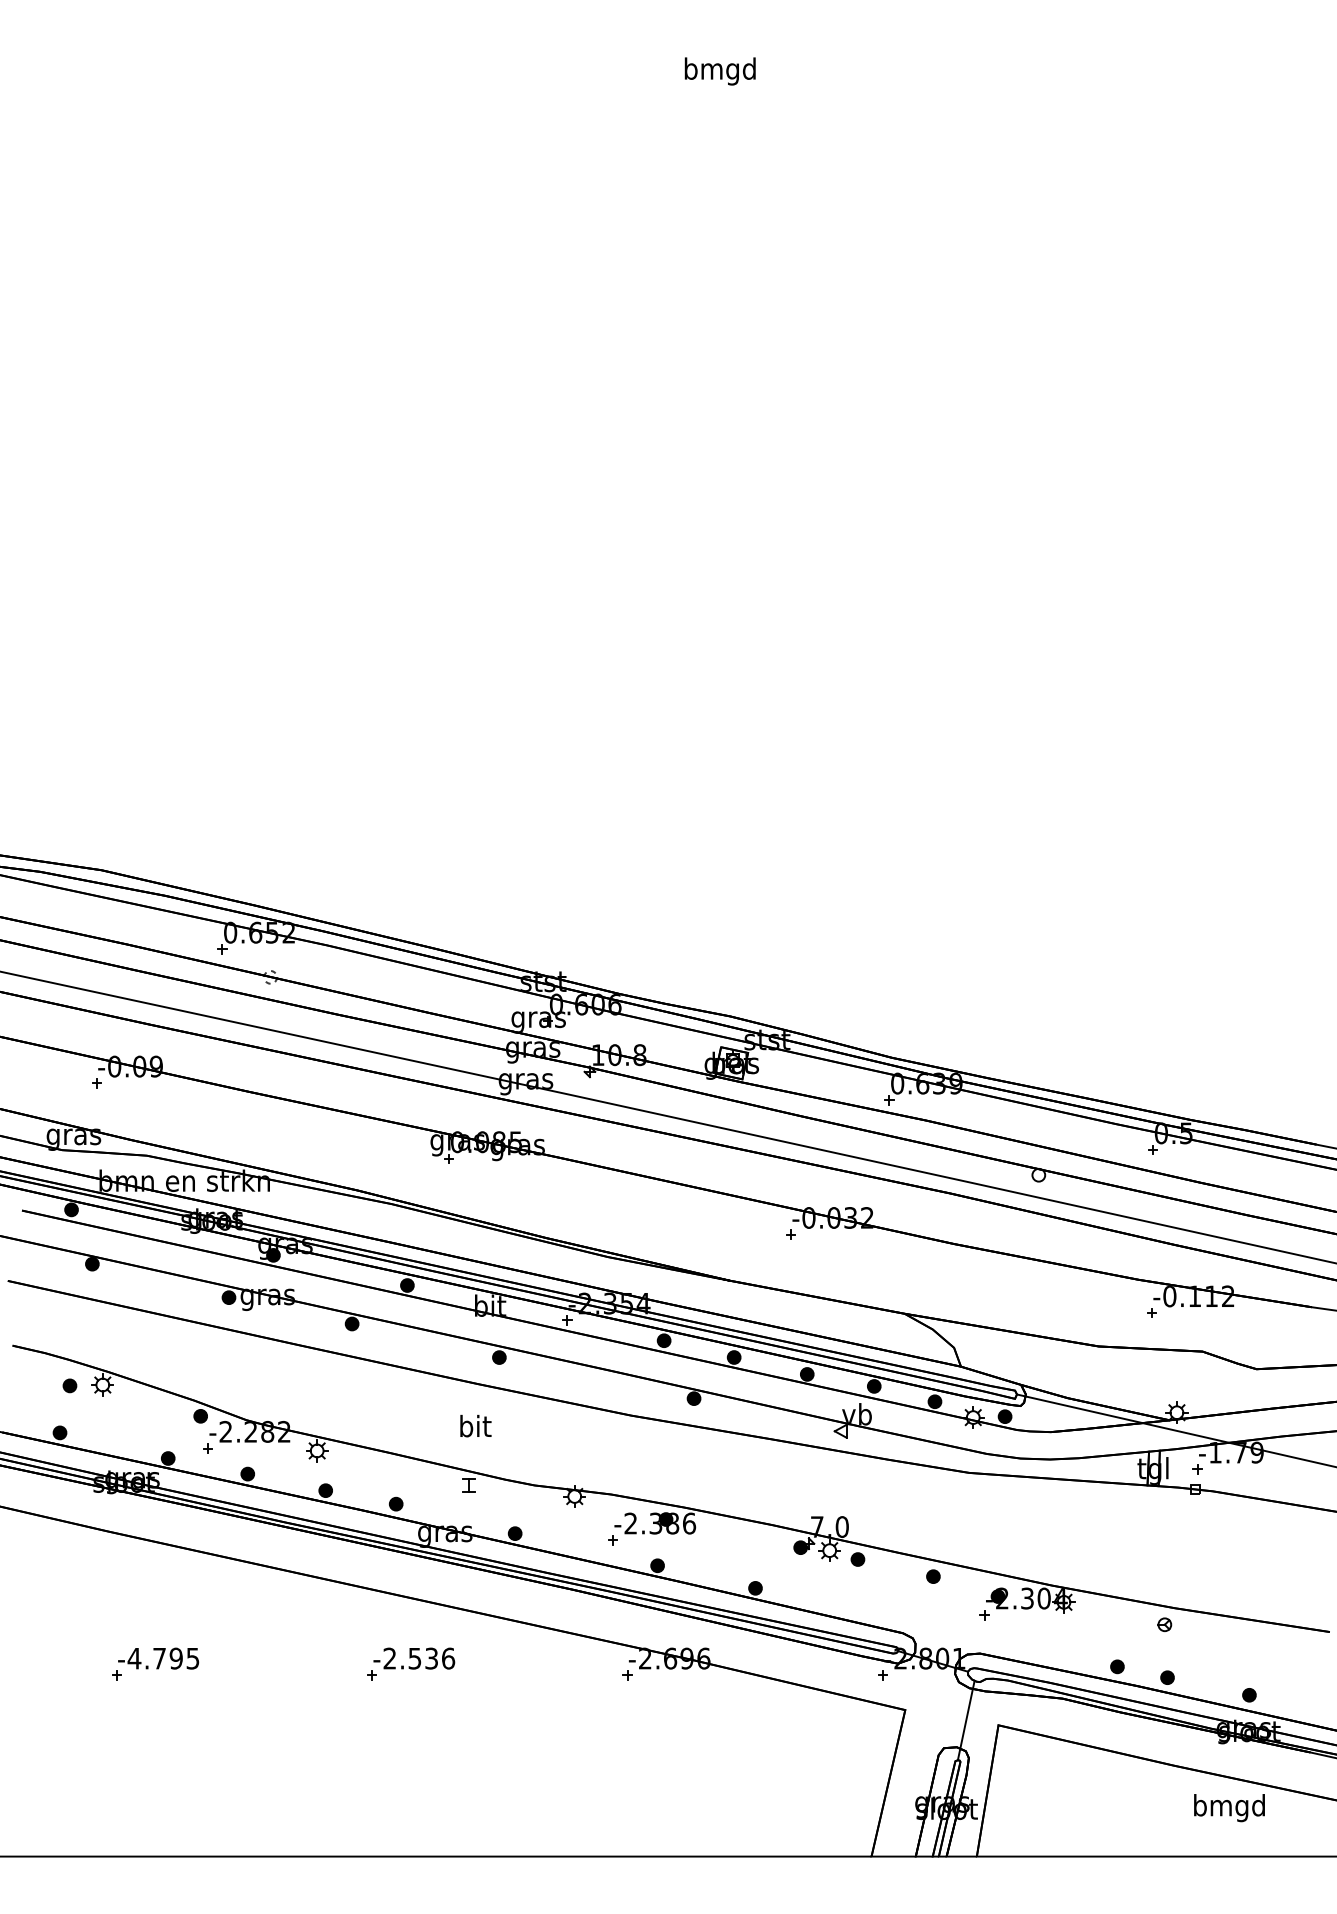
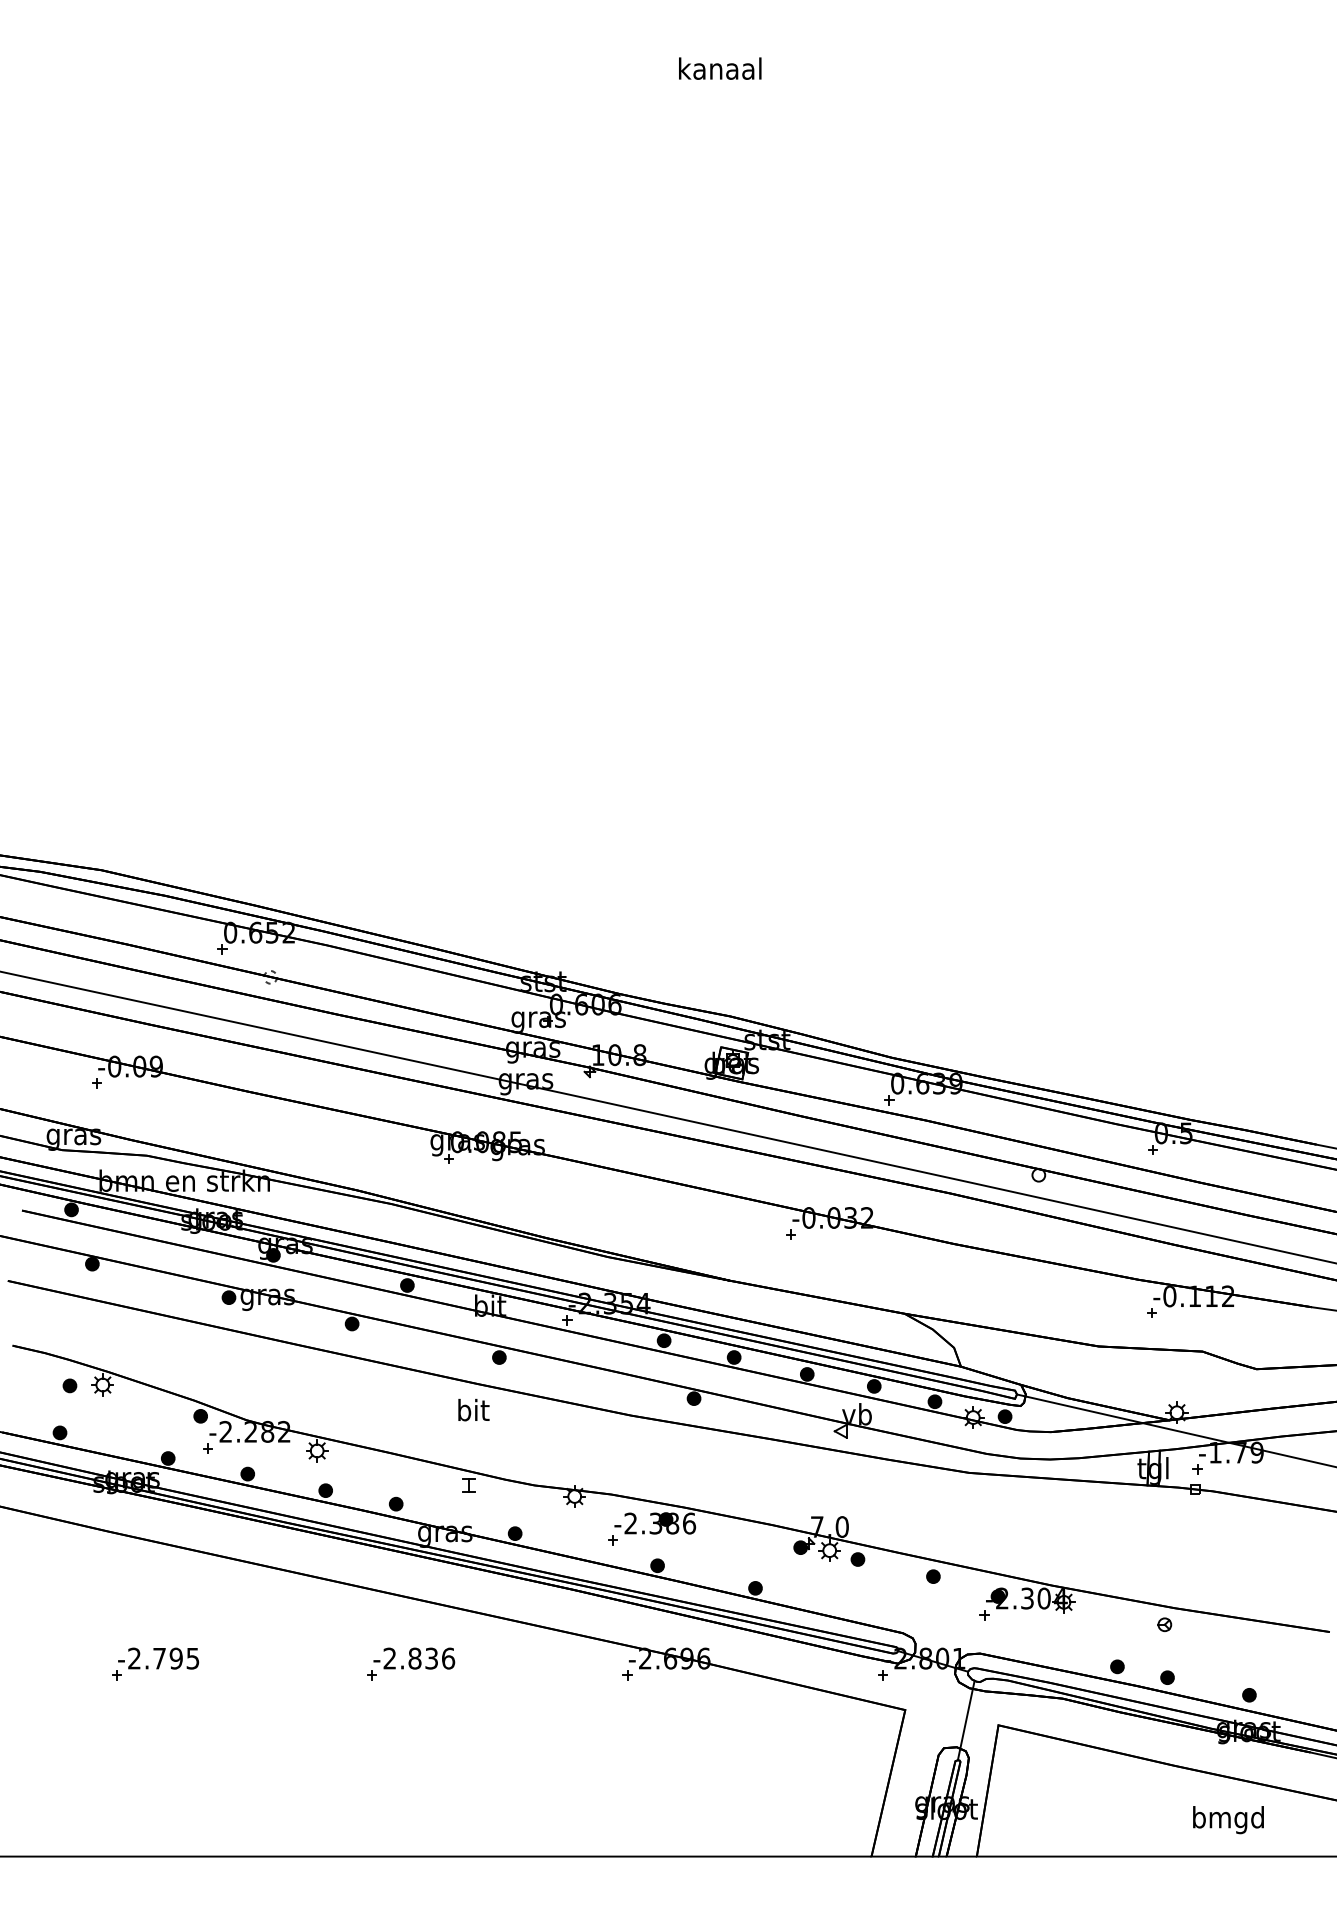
text: bmgd -> kanaal (720, 71)
text position: (475, 1425) -> (473, 1409) (473, 1409)
text: -4.795 -> -2.795 (134, 1658)
text: -2.536 -> -2.836 (414, 1658)
text position: (1229, 1808) -> (1228, 1820) (1228, 1820)
